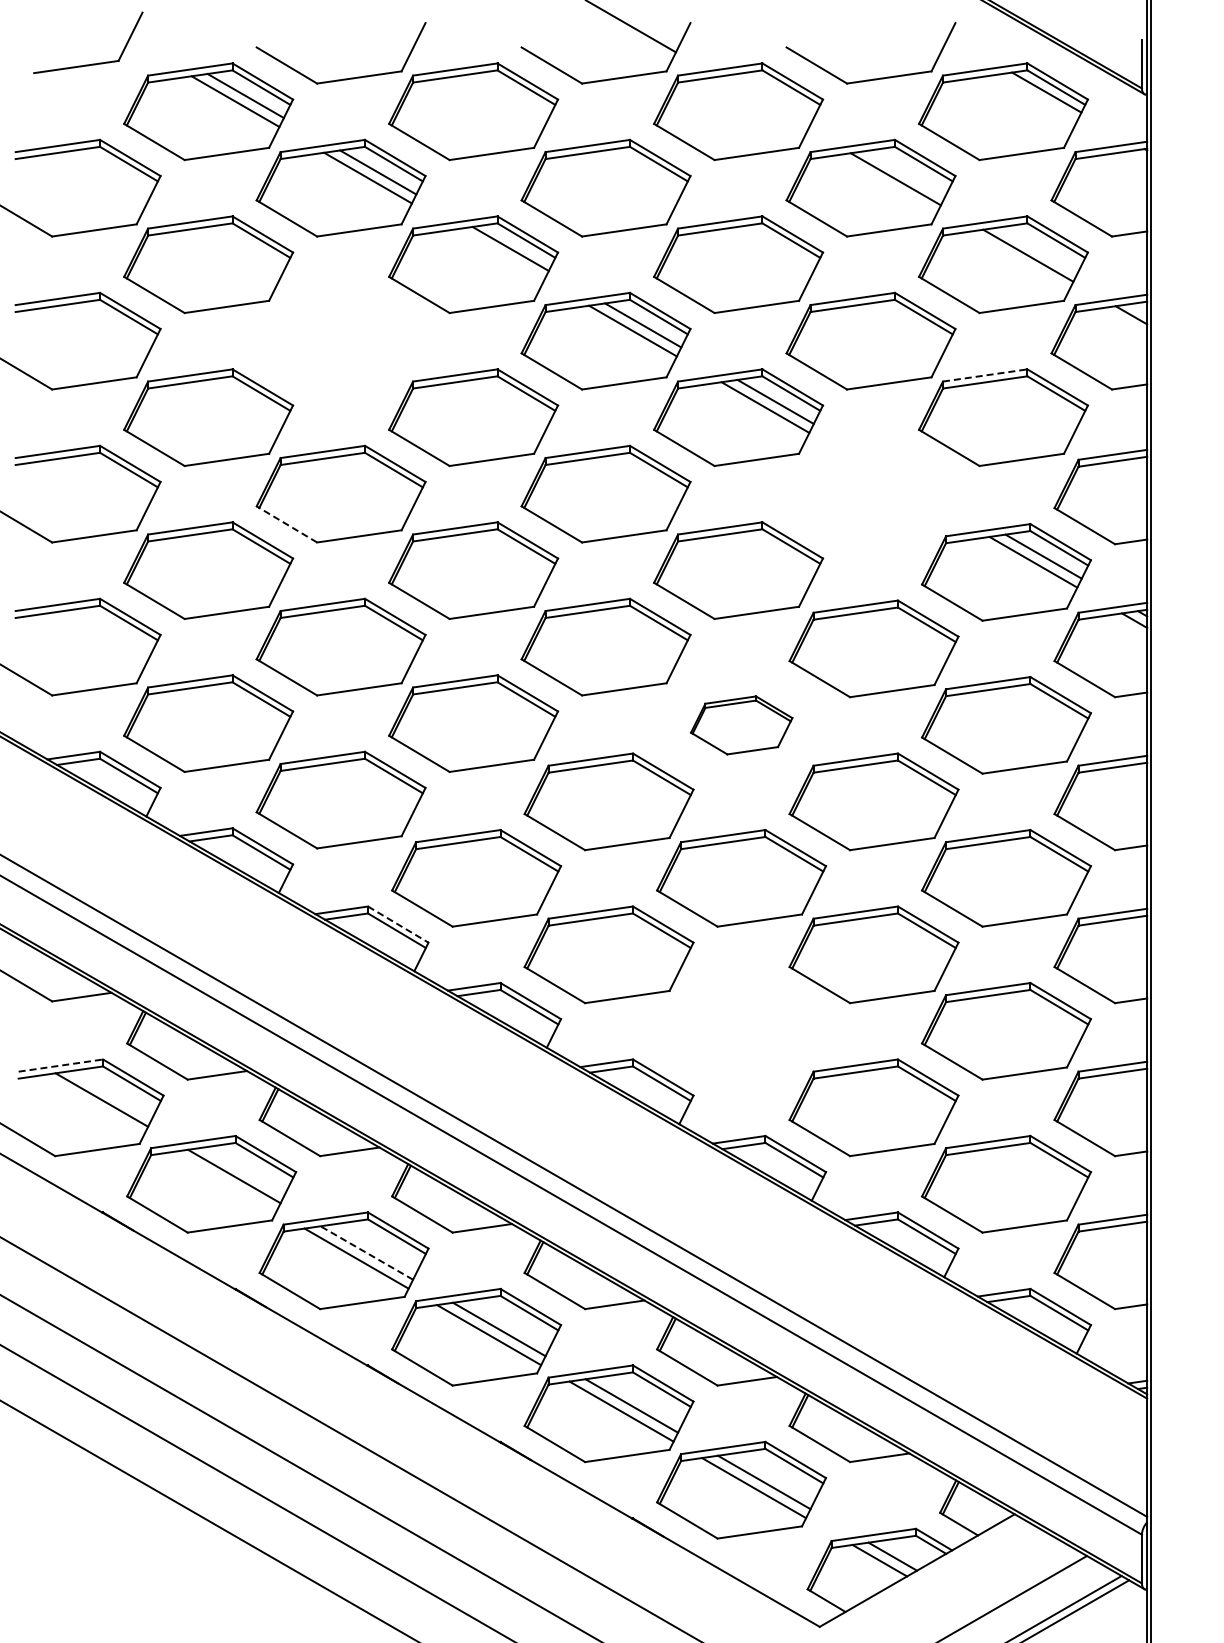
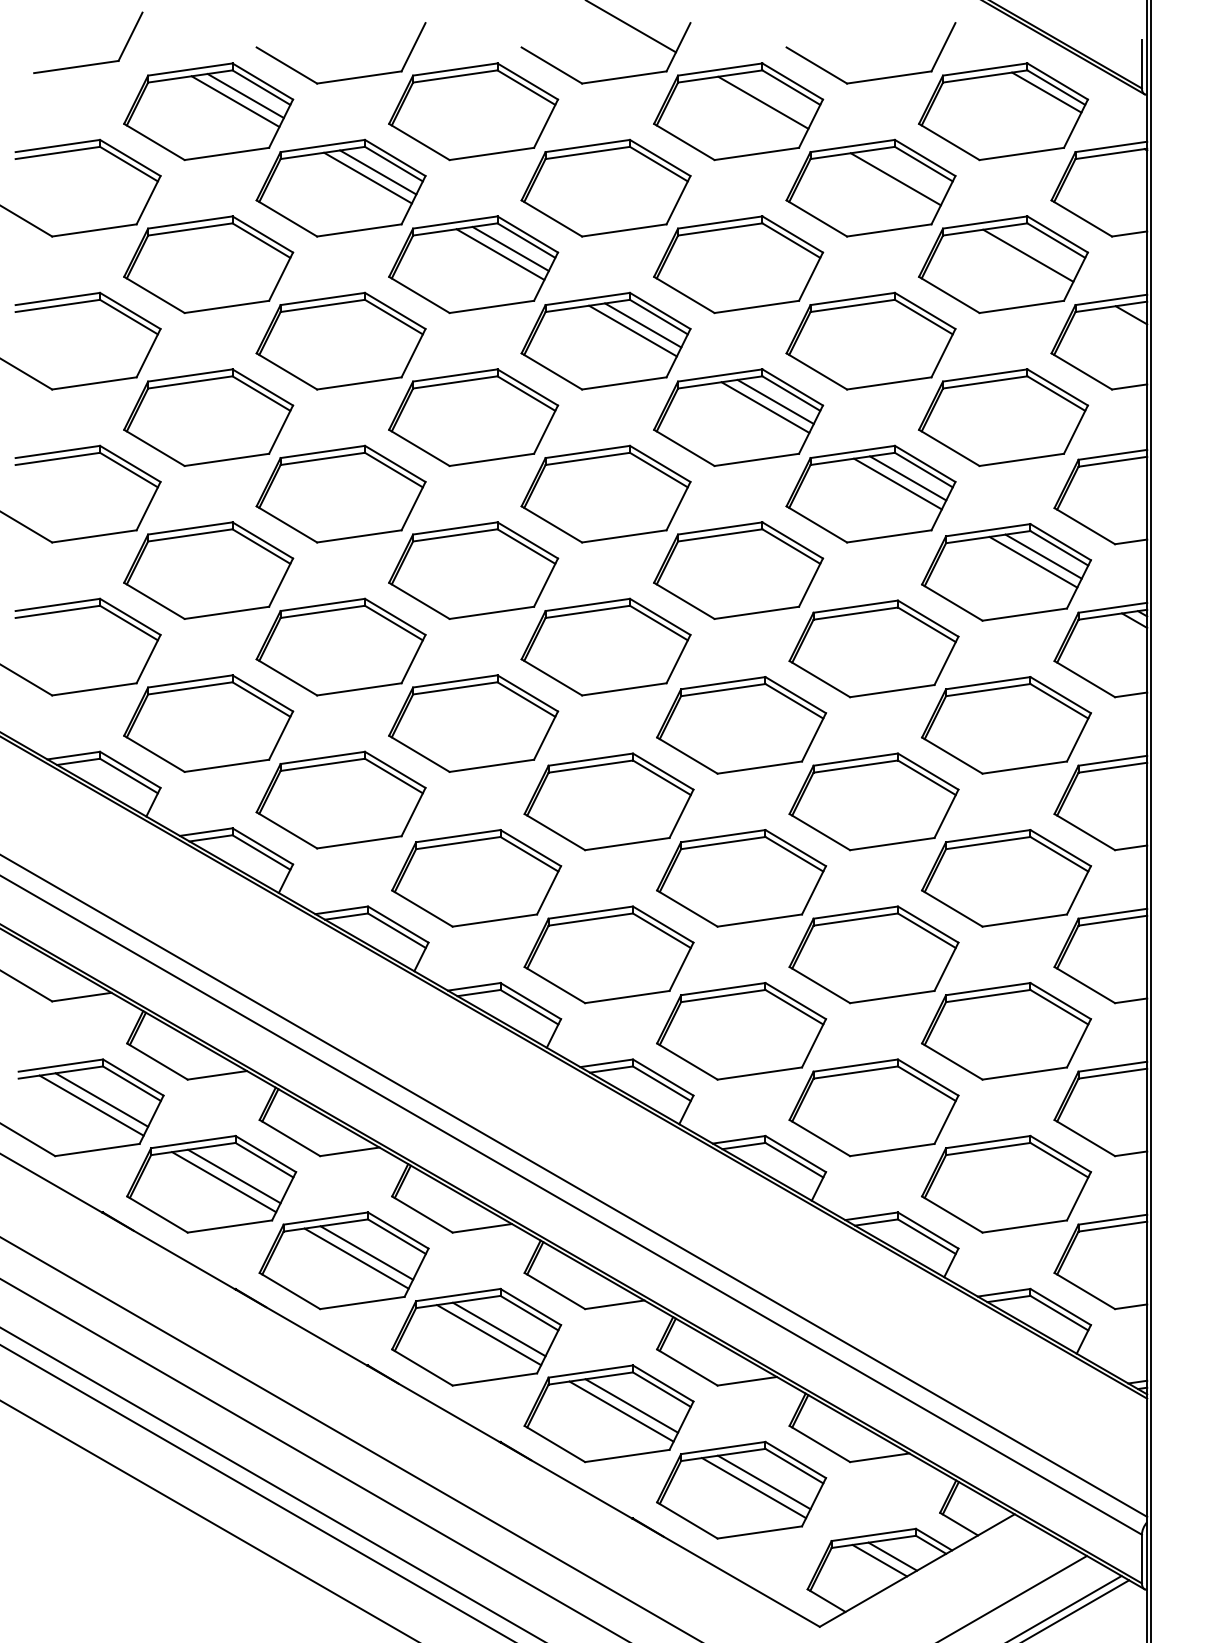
line: none -> present (763, 102)
line: none -> present (500, 254)
part: none -> present (340, 340)
line: dashed -> solid (985, 375)
part: none -> present (870, 493)
line: dashed -> solid (286, 524)
part size: 104x61 px -> 172x99 px (741, 725)
line: dashed -> solid (398, 924)
part: none -> present (741, 1031)
line: dashed -> solid (60, 1065)
line: none -> present (91, 1105)
line: none -> present (224, 1182)
line: dashed -> solid (366, 1252)
line position: (299, 1467) -> (313, 1459) (313, 1459)
line: none -> present (271, 1484)
